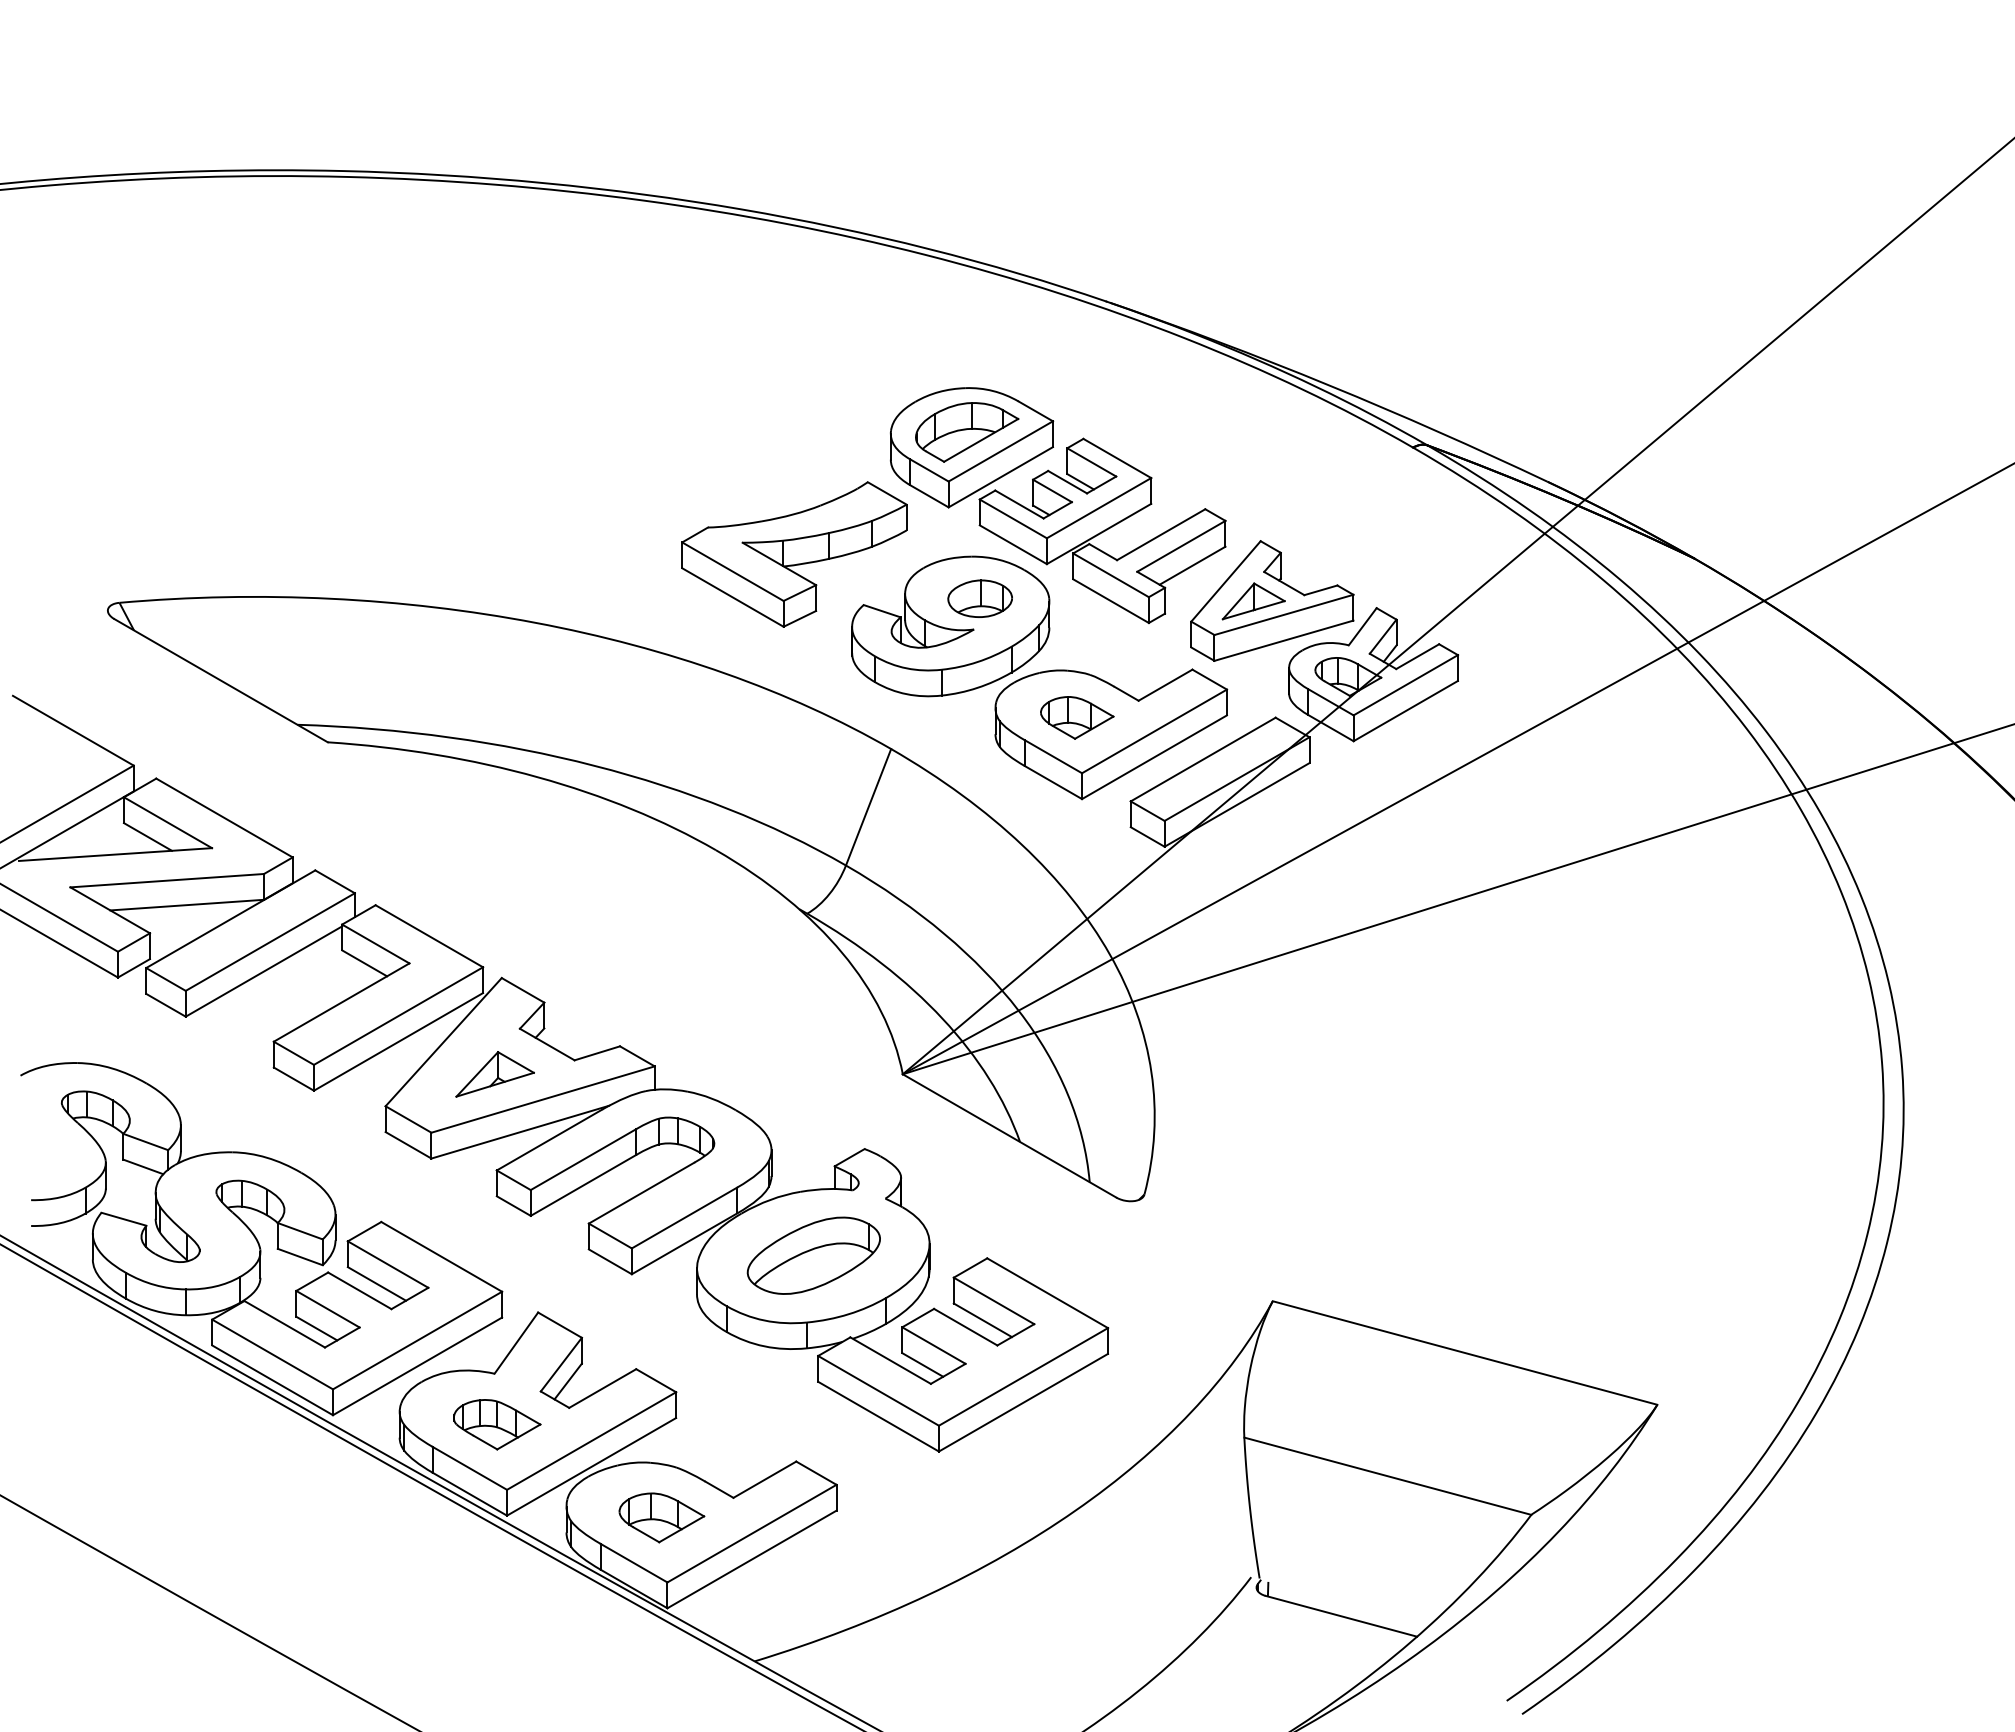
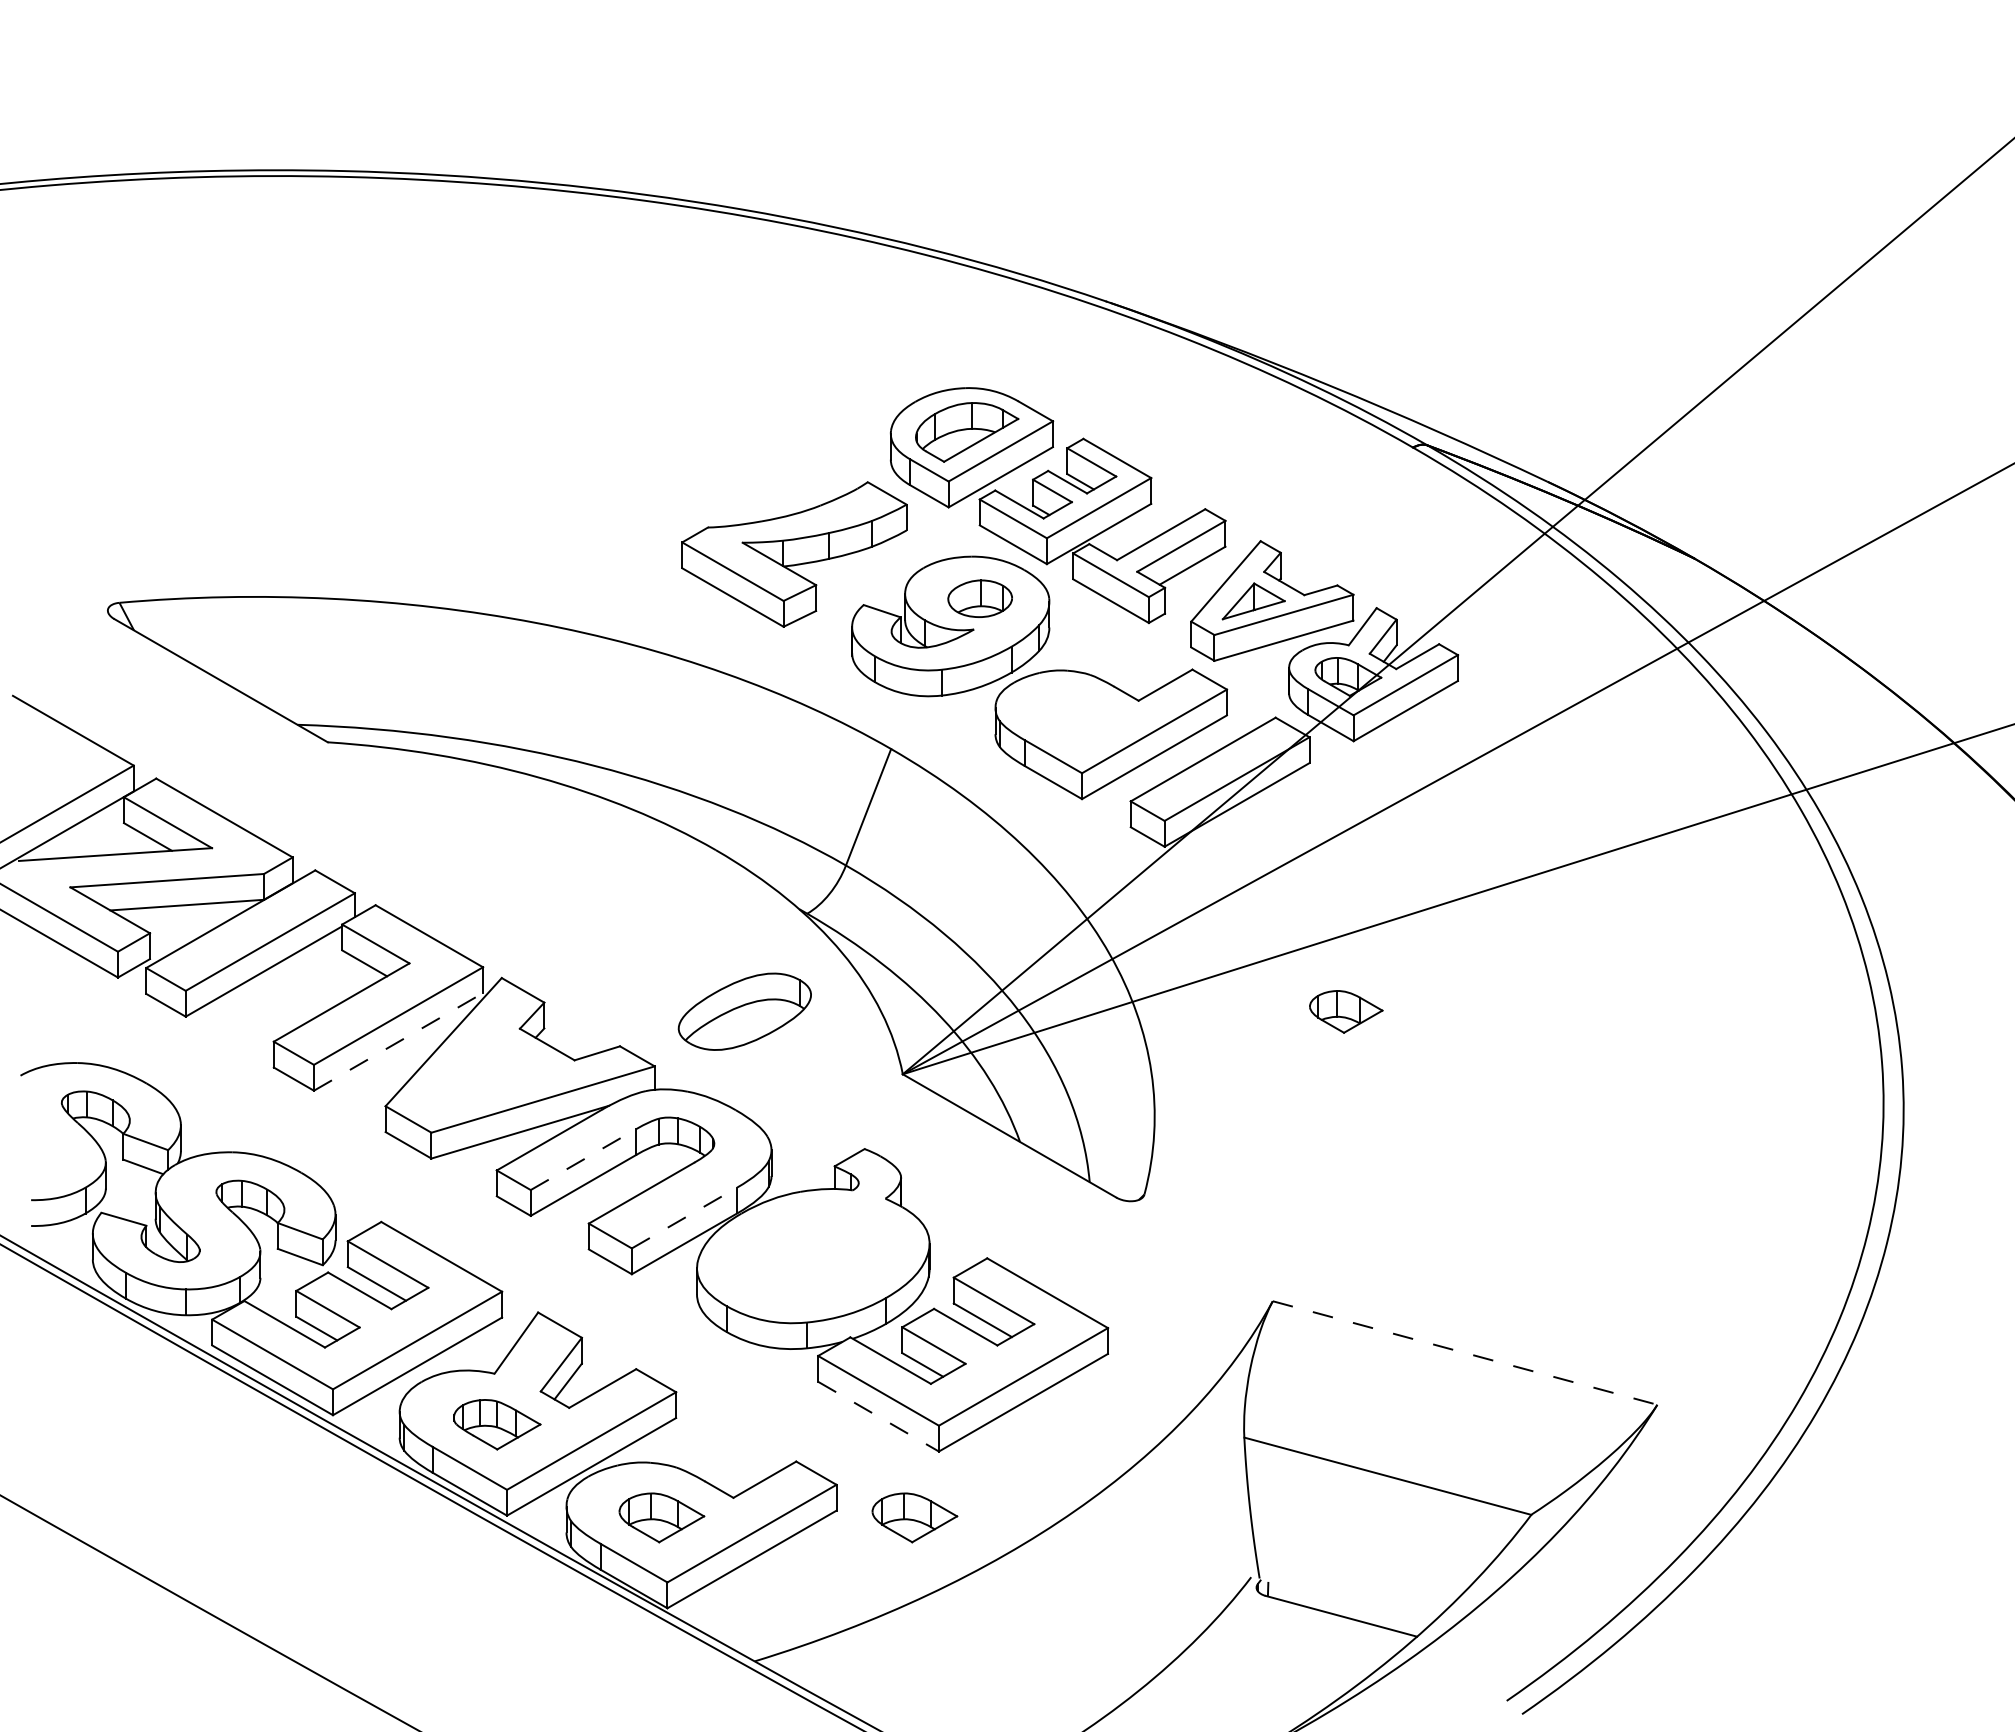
part position: (1077, 717) -> (1346, 1011) (1346, 1011)
line: solid -> dashed (398, 1041)
part: present -> none (494, 1074)
line: solid -> dashed (583, 1159)
line: solid -> dashed (684, 1218)
part position: (813, 1255) -> (744, 1011) (744, 1011)
line: solid -> dashed (1465, 1353)
line: solid -> dashed (878, 1416)
part: none -> present (914, 1517)
